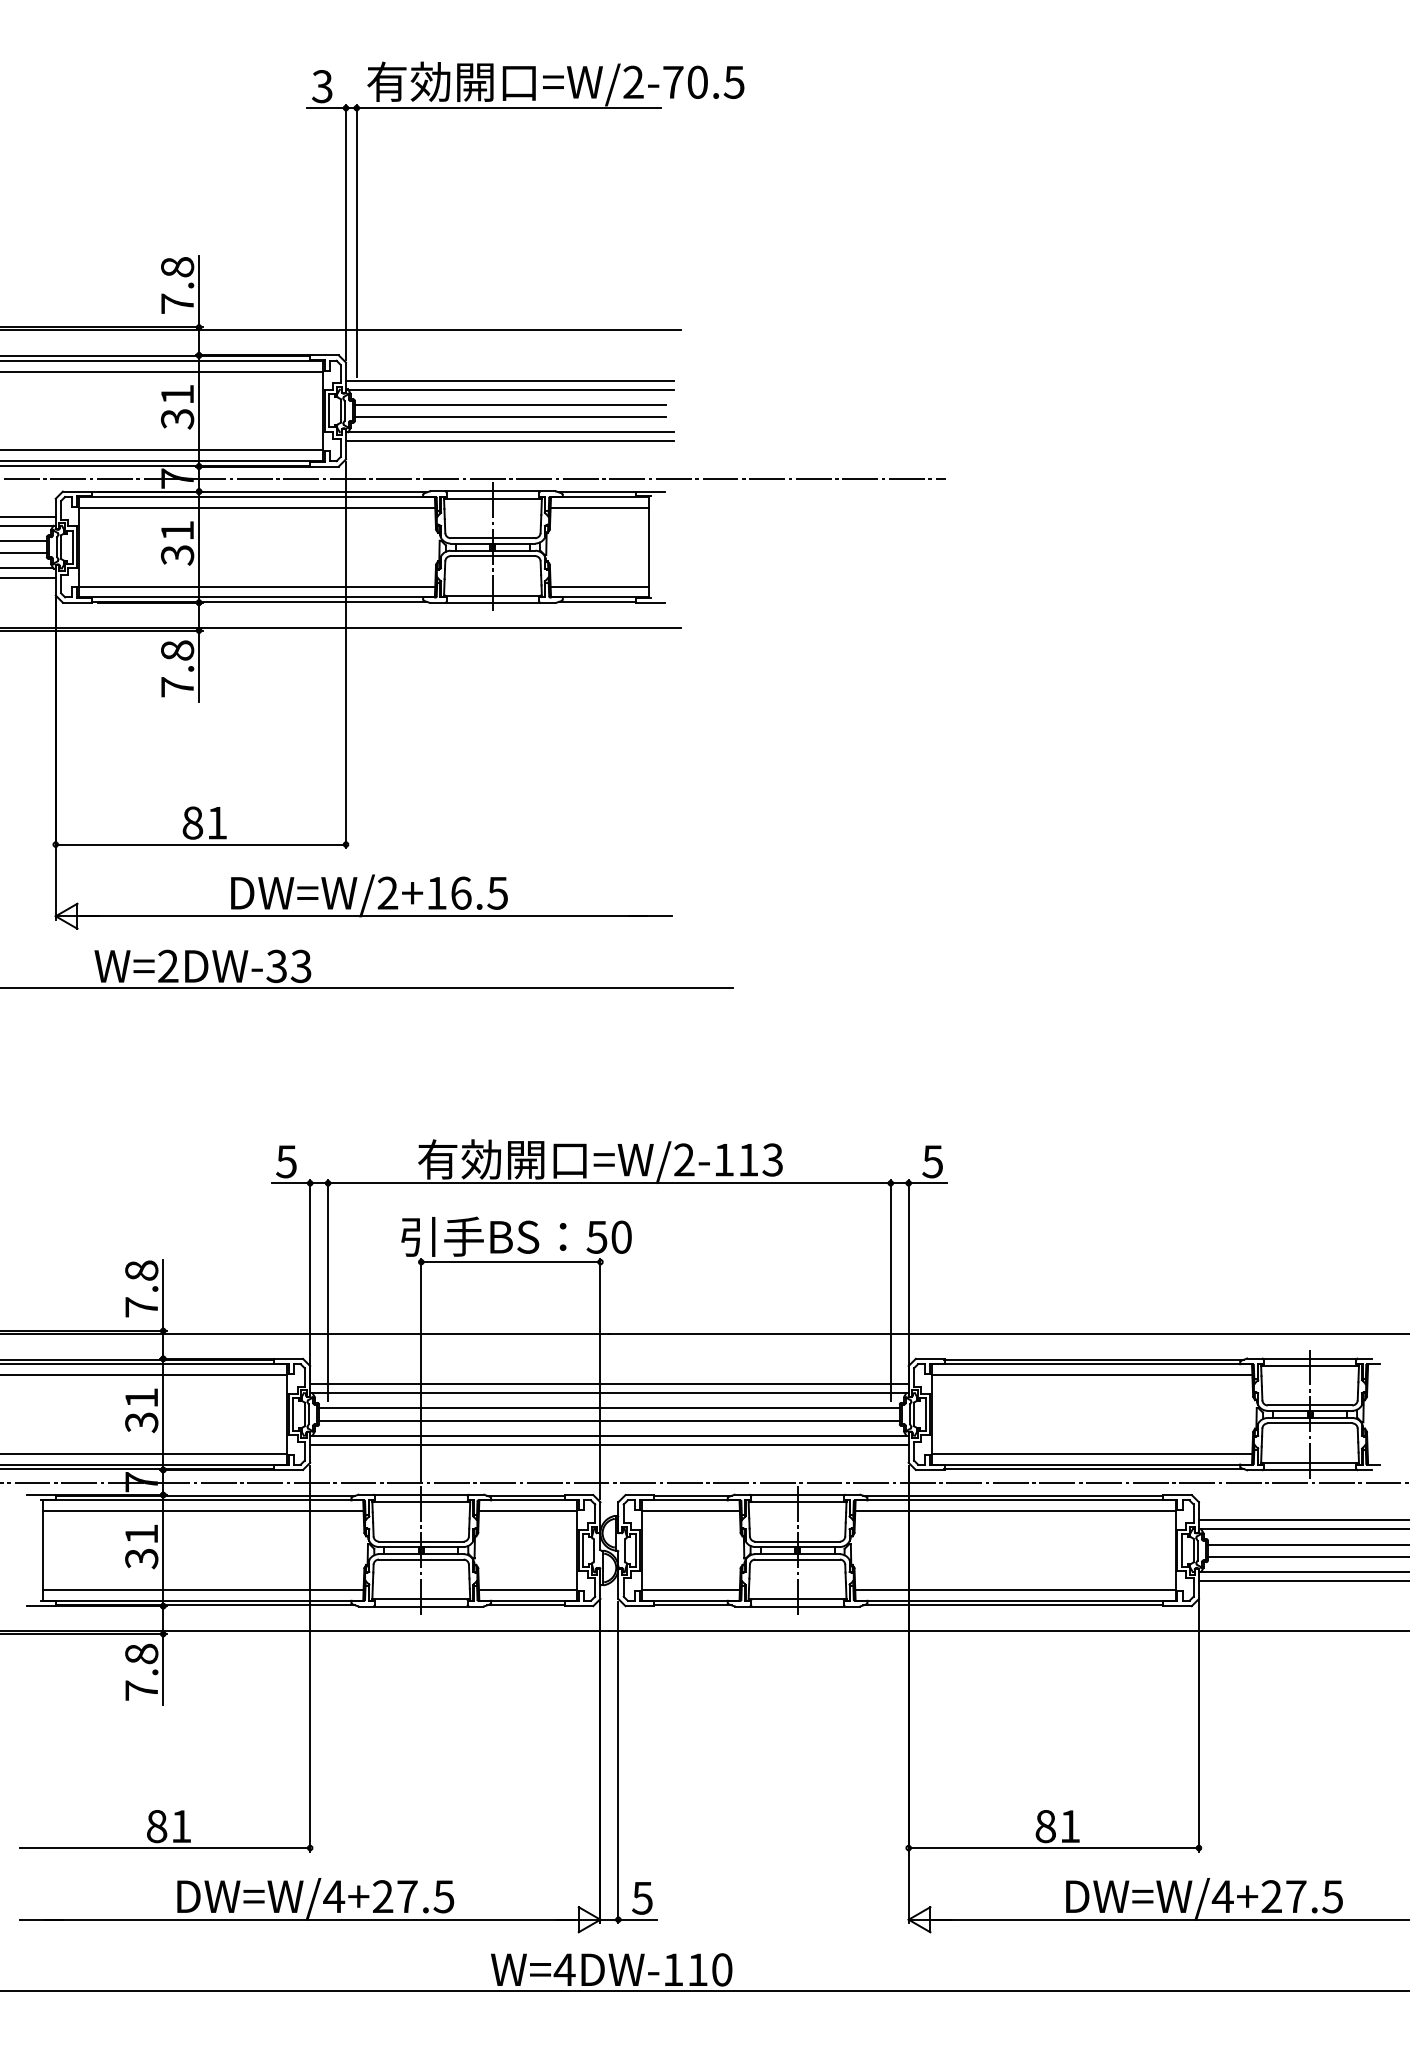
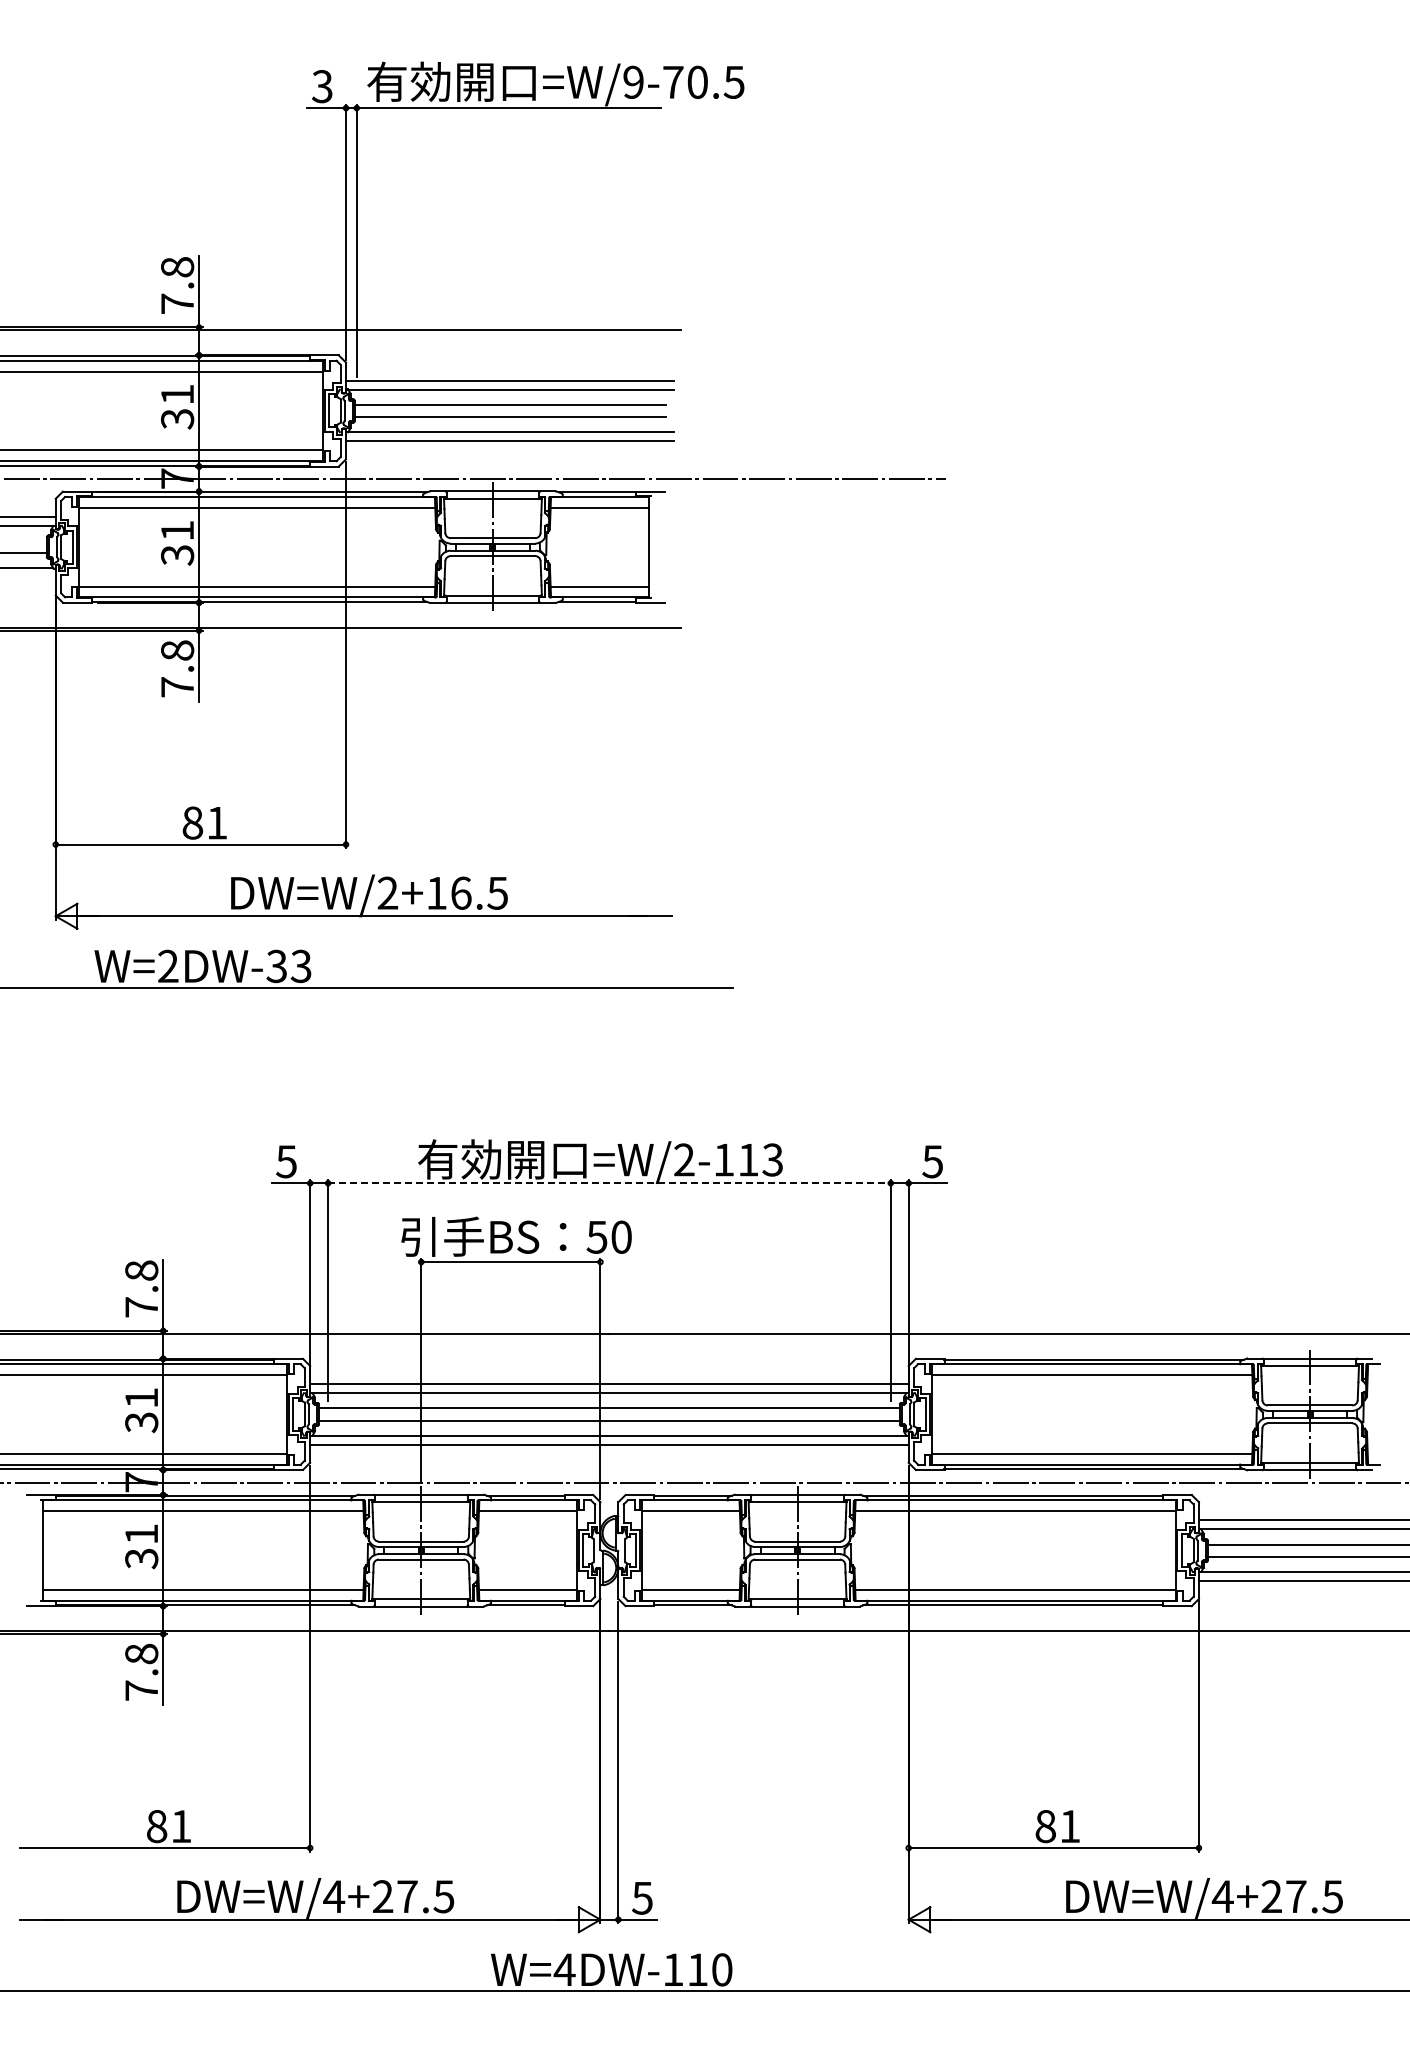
text: =W/2-70.5 -> =W/9-70.5 (633, 82)
line: present -> none (24, 541)
line: present -> none (28, 577)
line: solid -> dashed (609, 1183)
